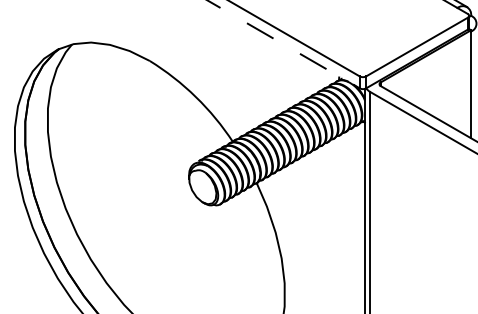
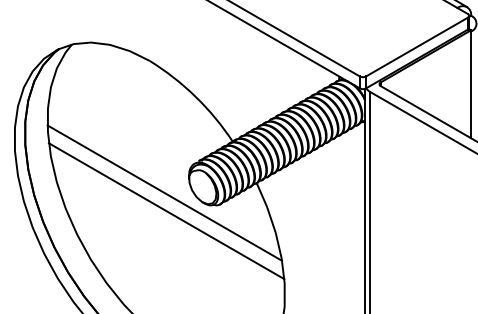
line: dashed -> solid (283, 44)
line: none -> present (164, 192)
line: none -> present (166, 211)
